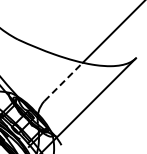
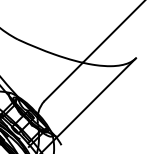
line: dashed -> solid (63, 81)
